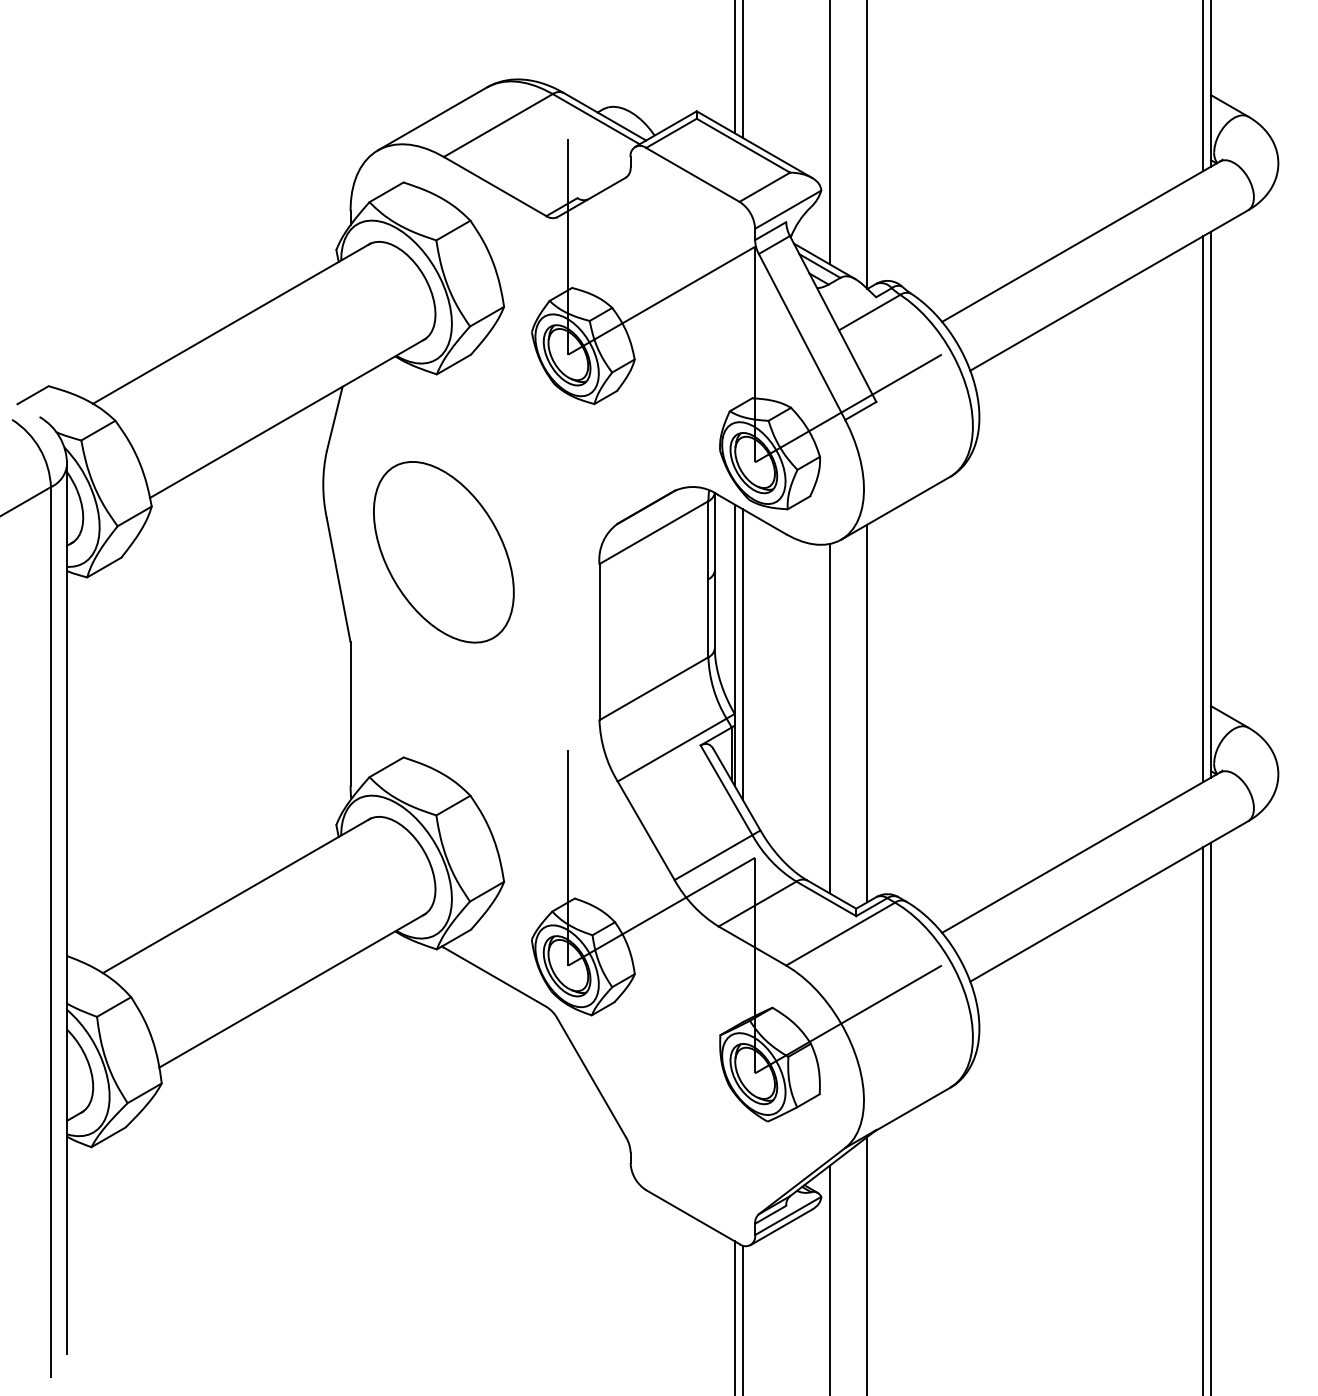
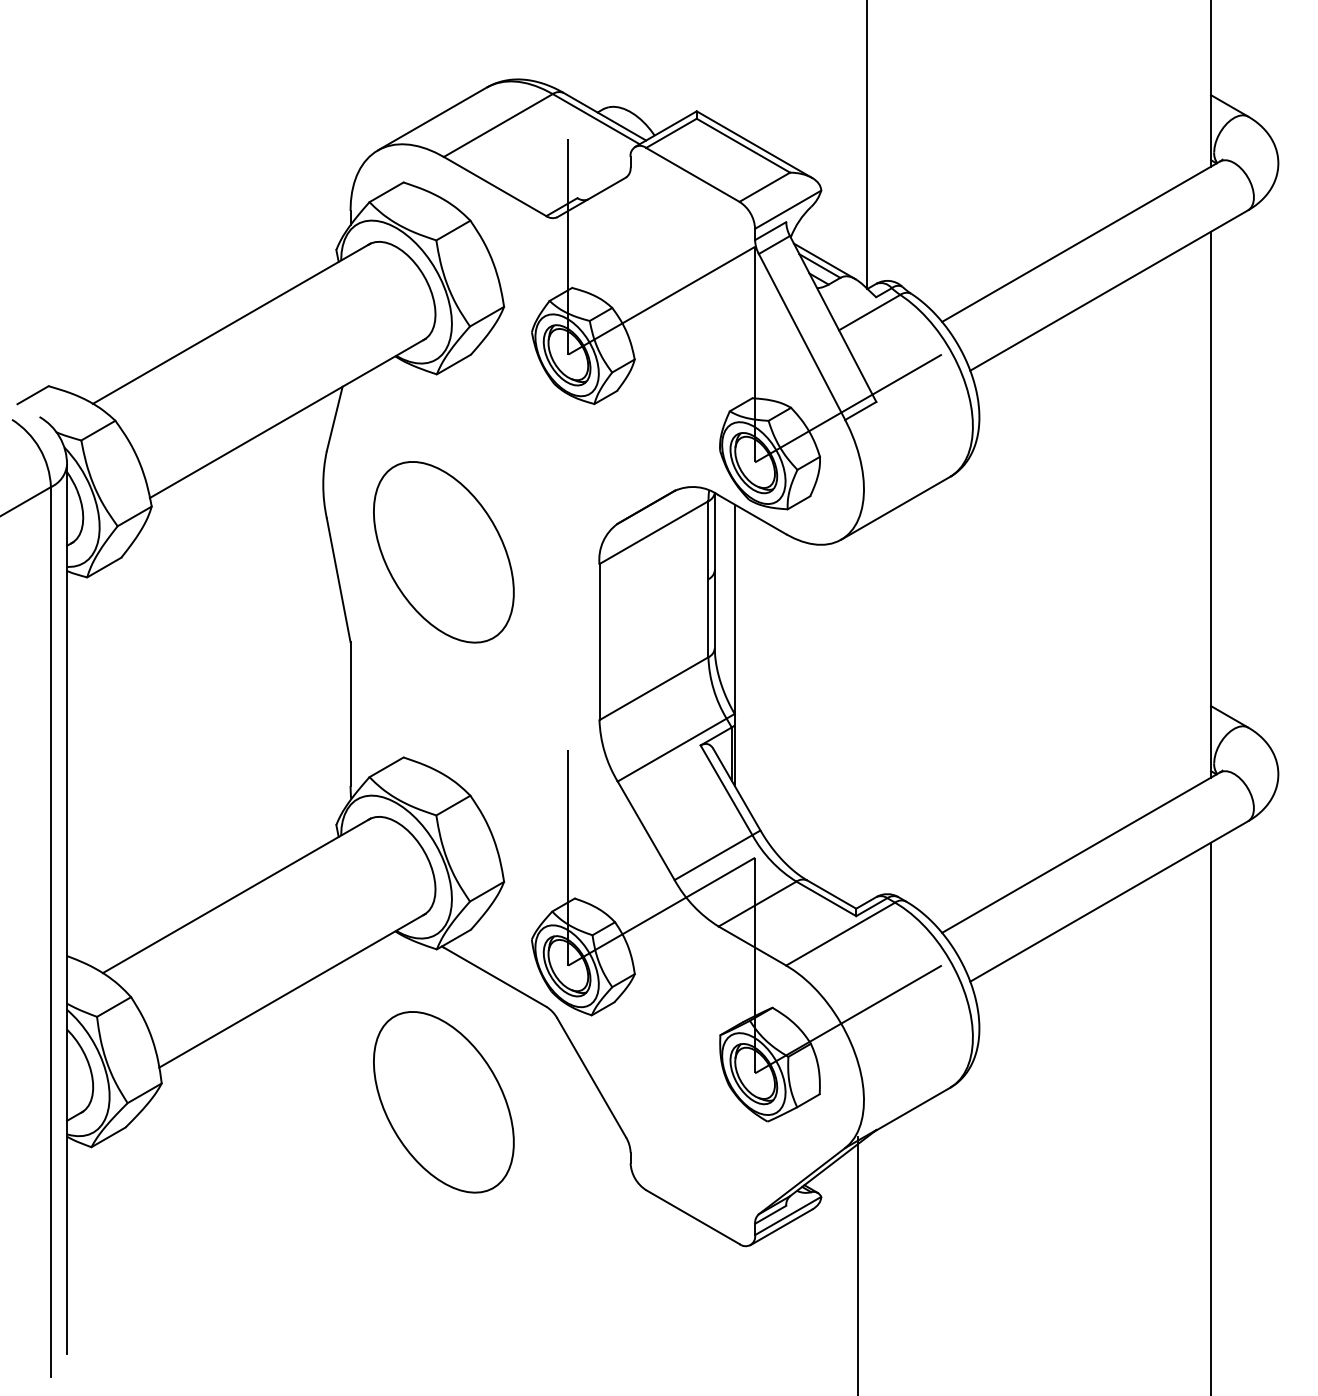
line: present -> none (734, 67)
line: present -> none (742, 69)
line: present -> none (1203, 86)
line: present -> none (829, 133)
line: present -> none (1203, 509)
line: present -> none (742, 654)
line: present -> none (867, 713)
line: present -> none (829, 718)
part: none -> present (443, 1102)
line: present -> none (1203, 1119)
line position: (867, 1264) -> (858, 1264) (858, 1264)
line: present -> none (829, 1278)
line: present -> none (734, 1316)
line: present -> none (742, 1318)
